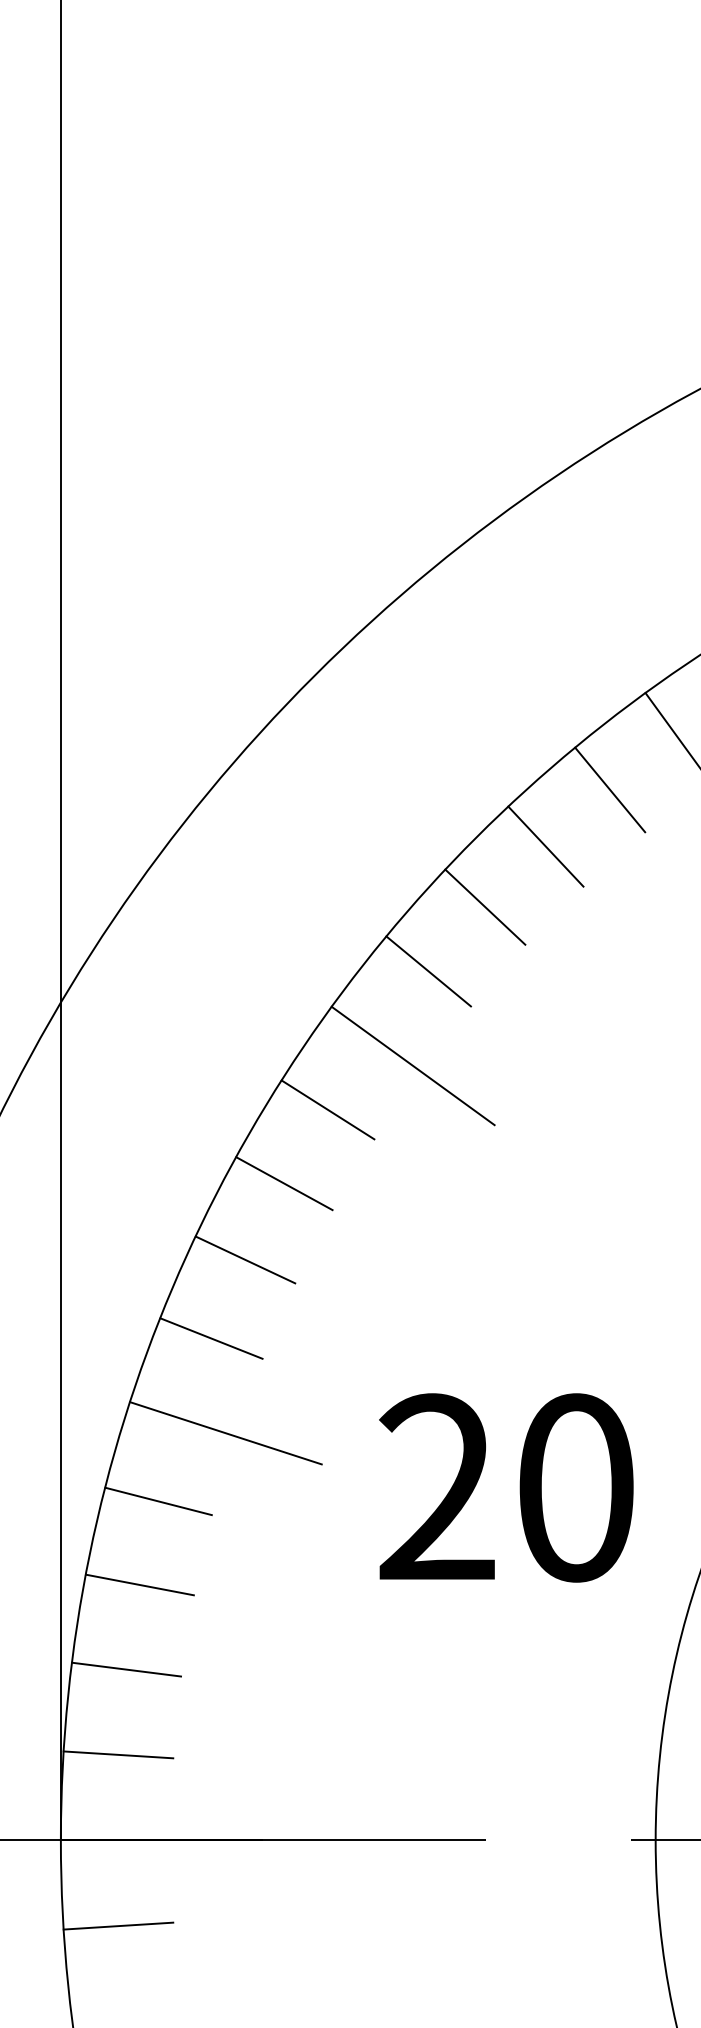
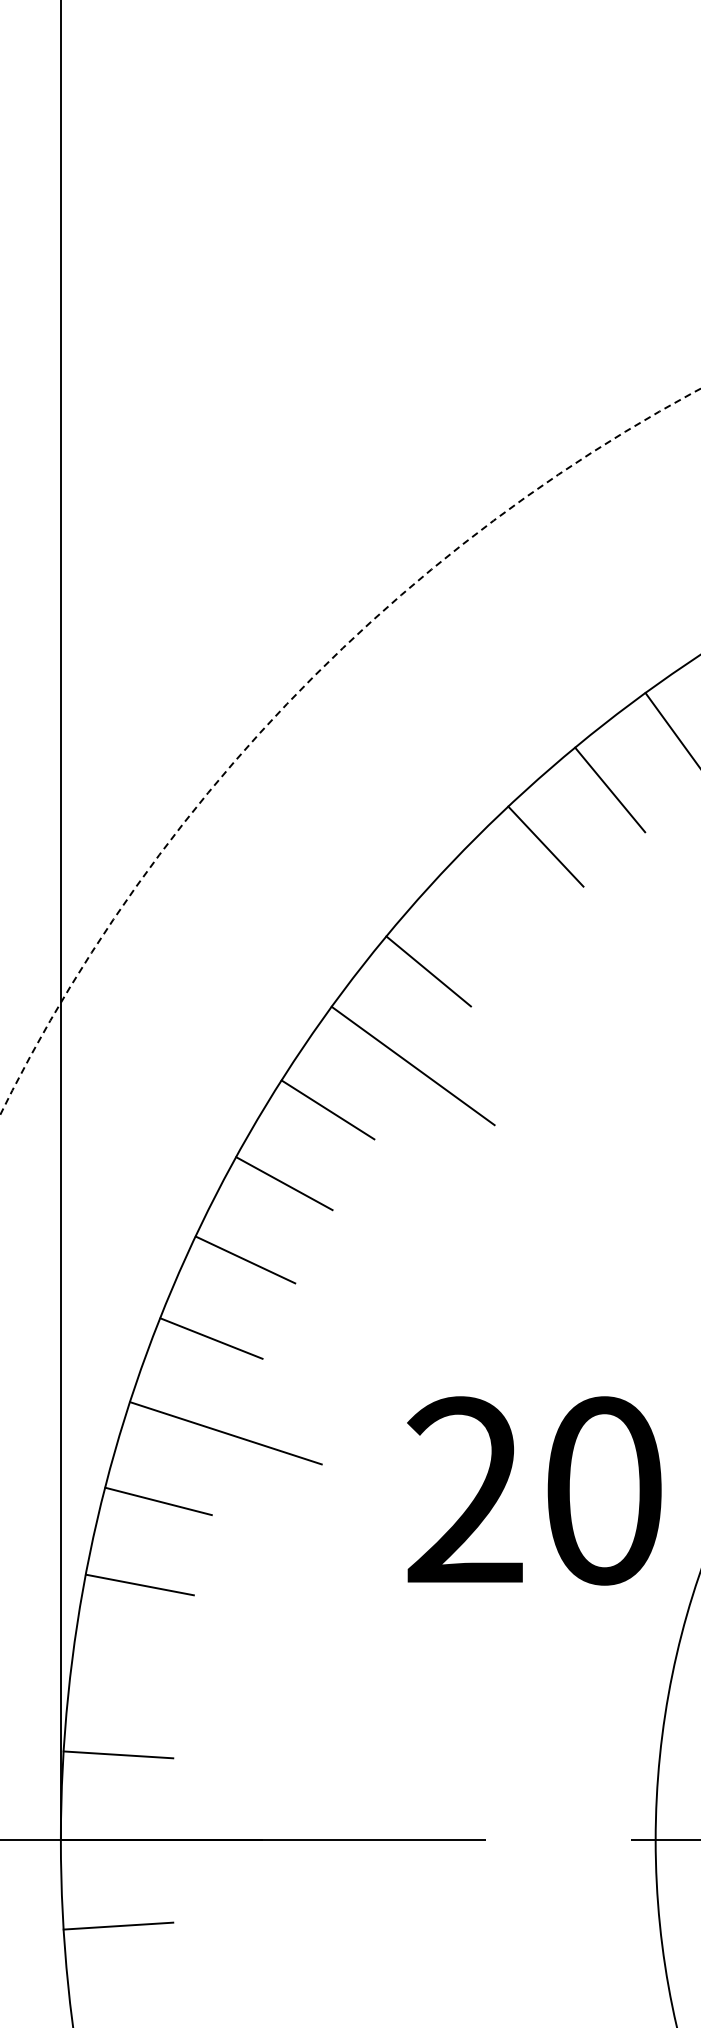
circle: solid -> dashed (350, 751)
line: present -> none (485, 906)
text position: (506, 1487) -> (534, 1490) (534, 1490)
line: present -> none (126, 1669)
